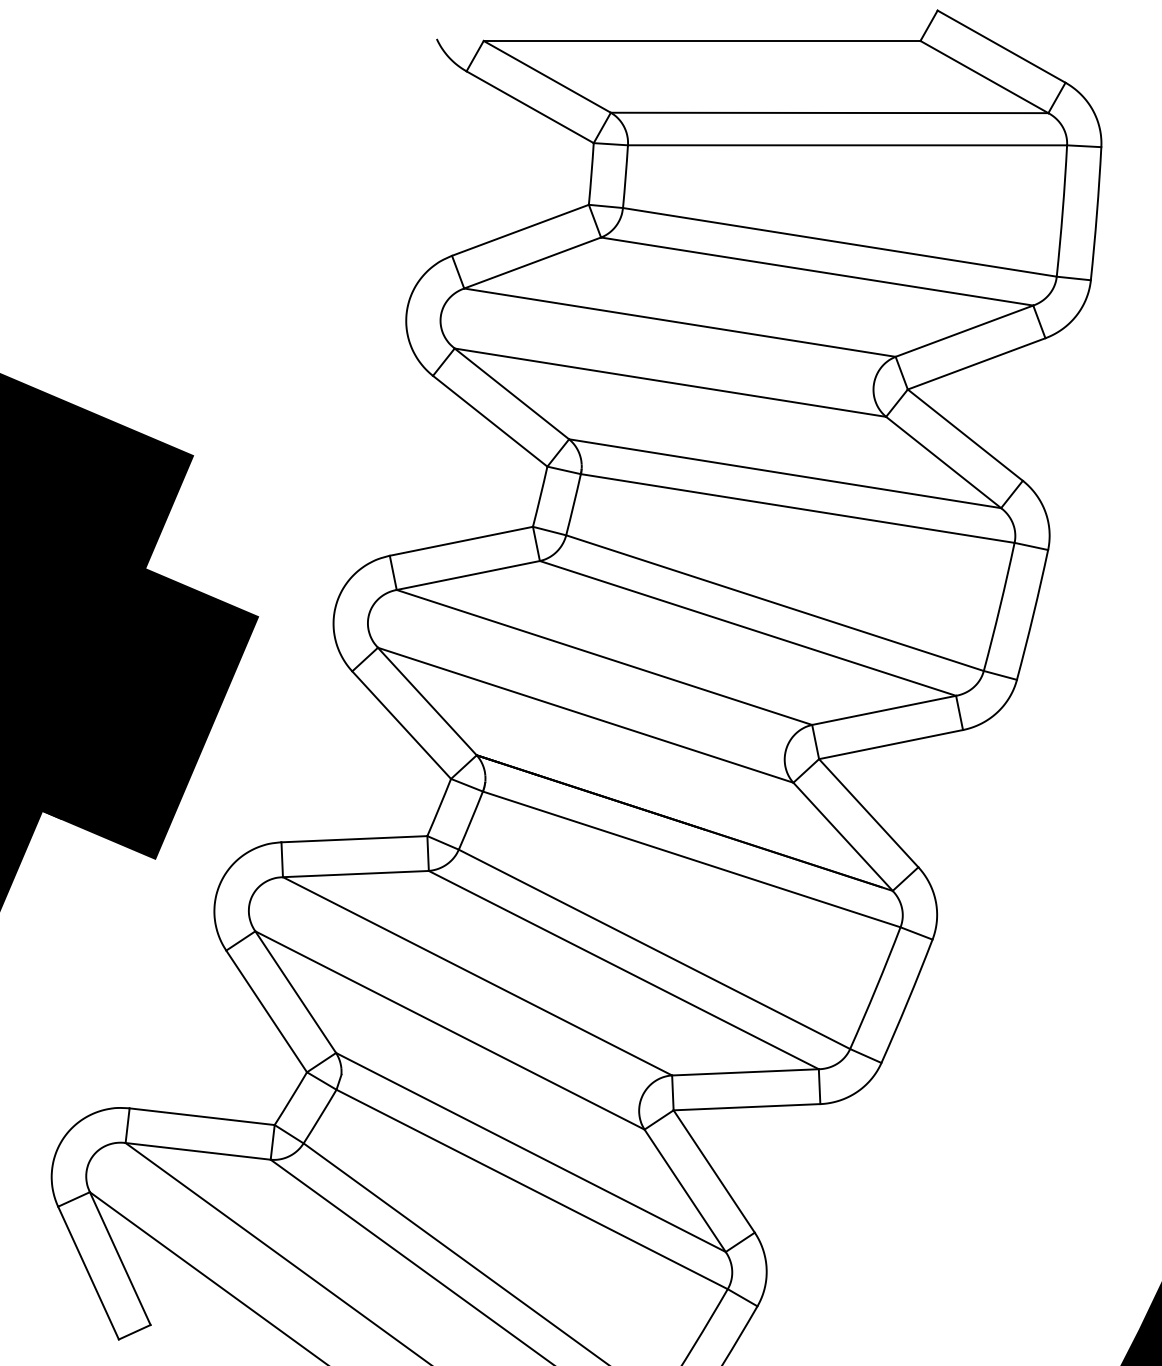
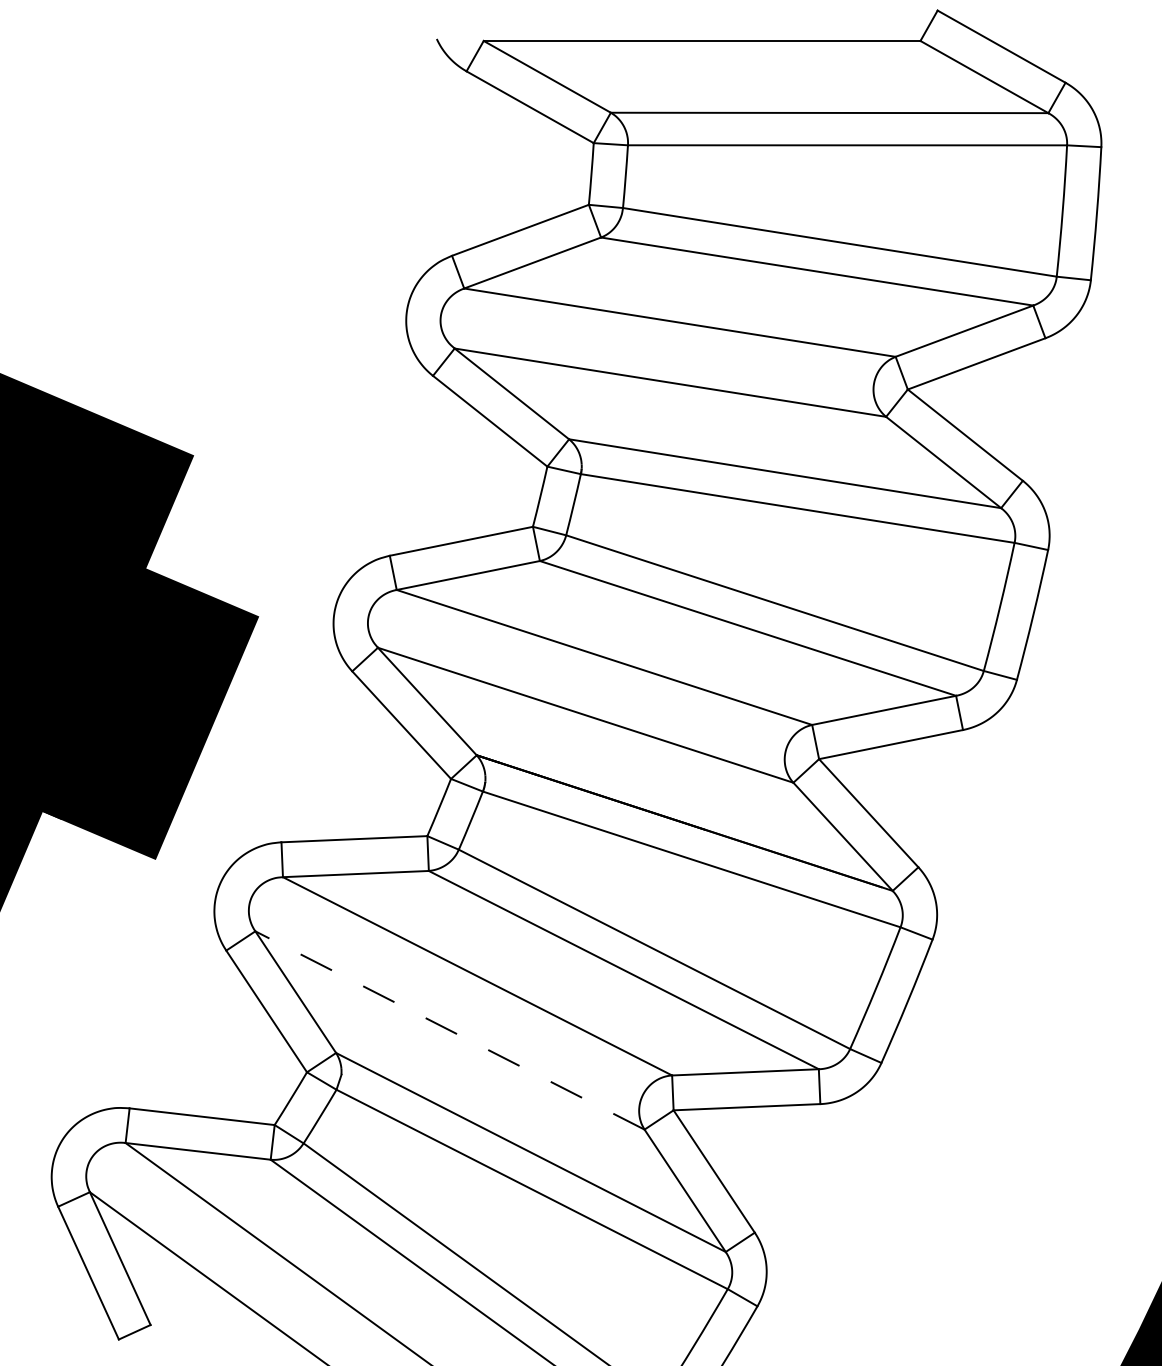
line: solid -> dashed (449, 1030)
